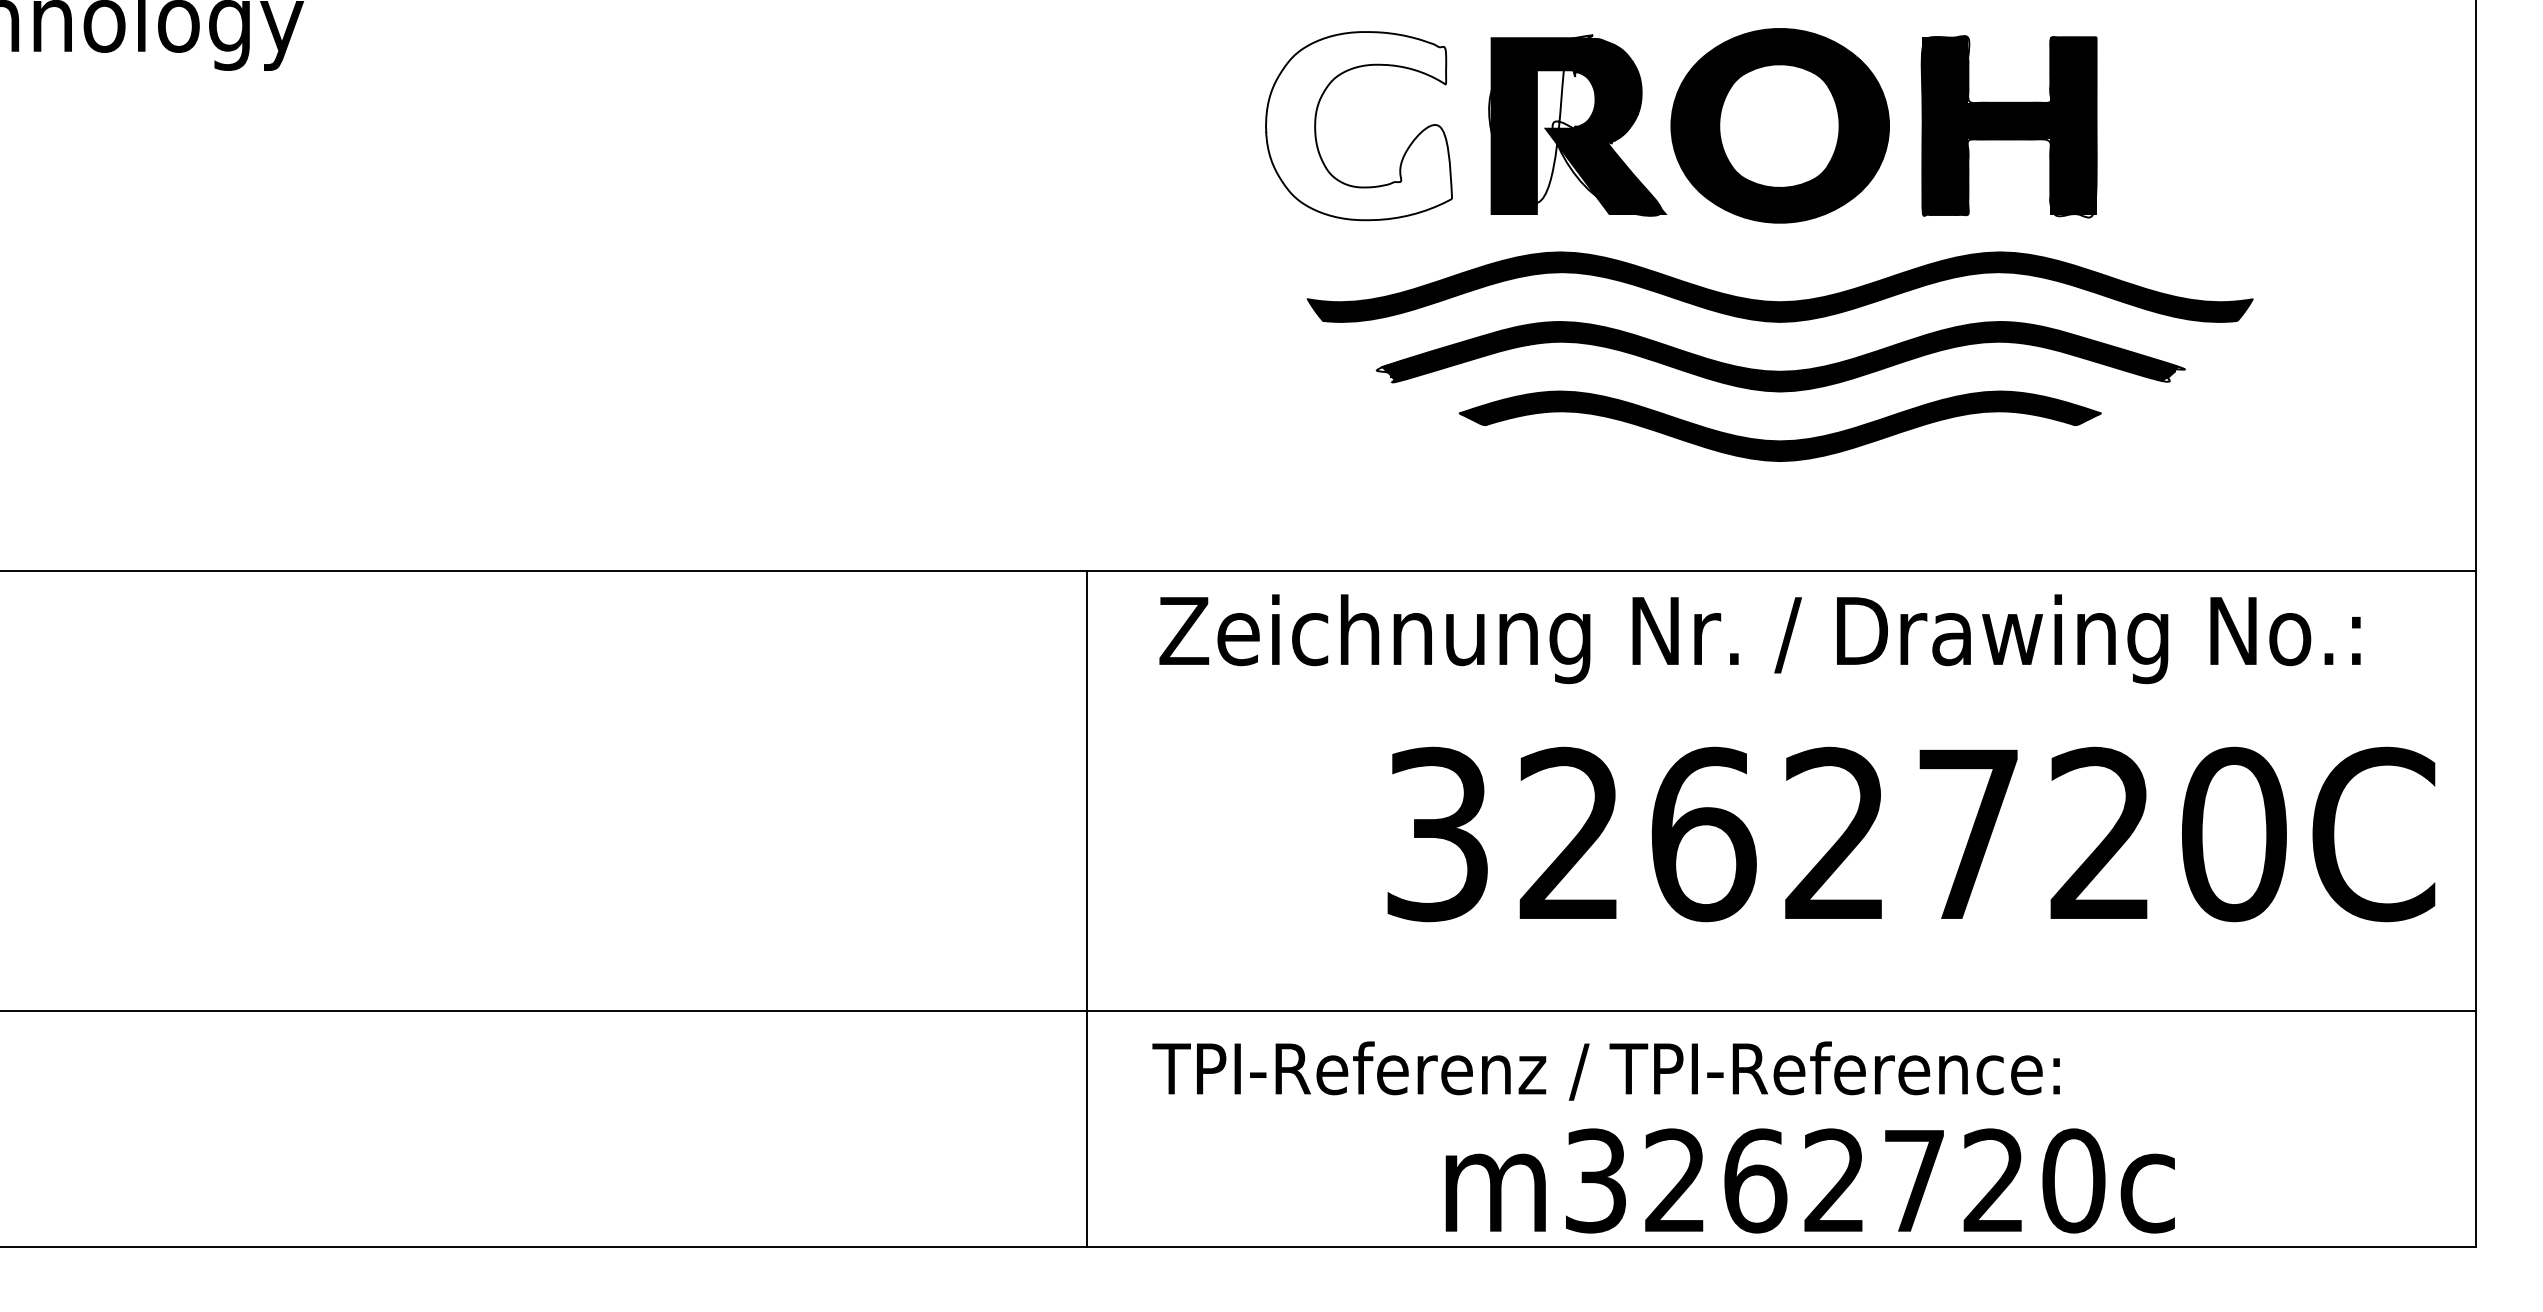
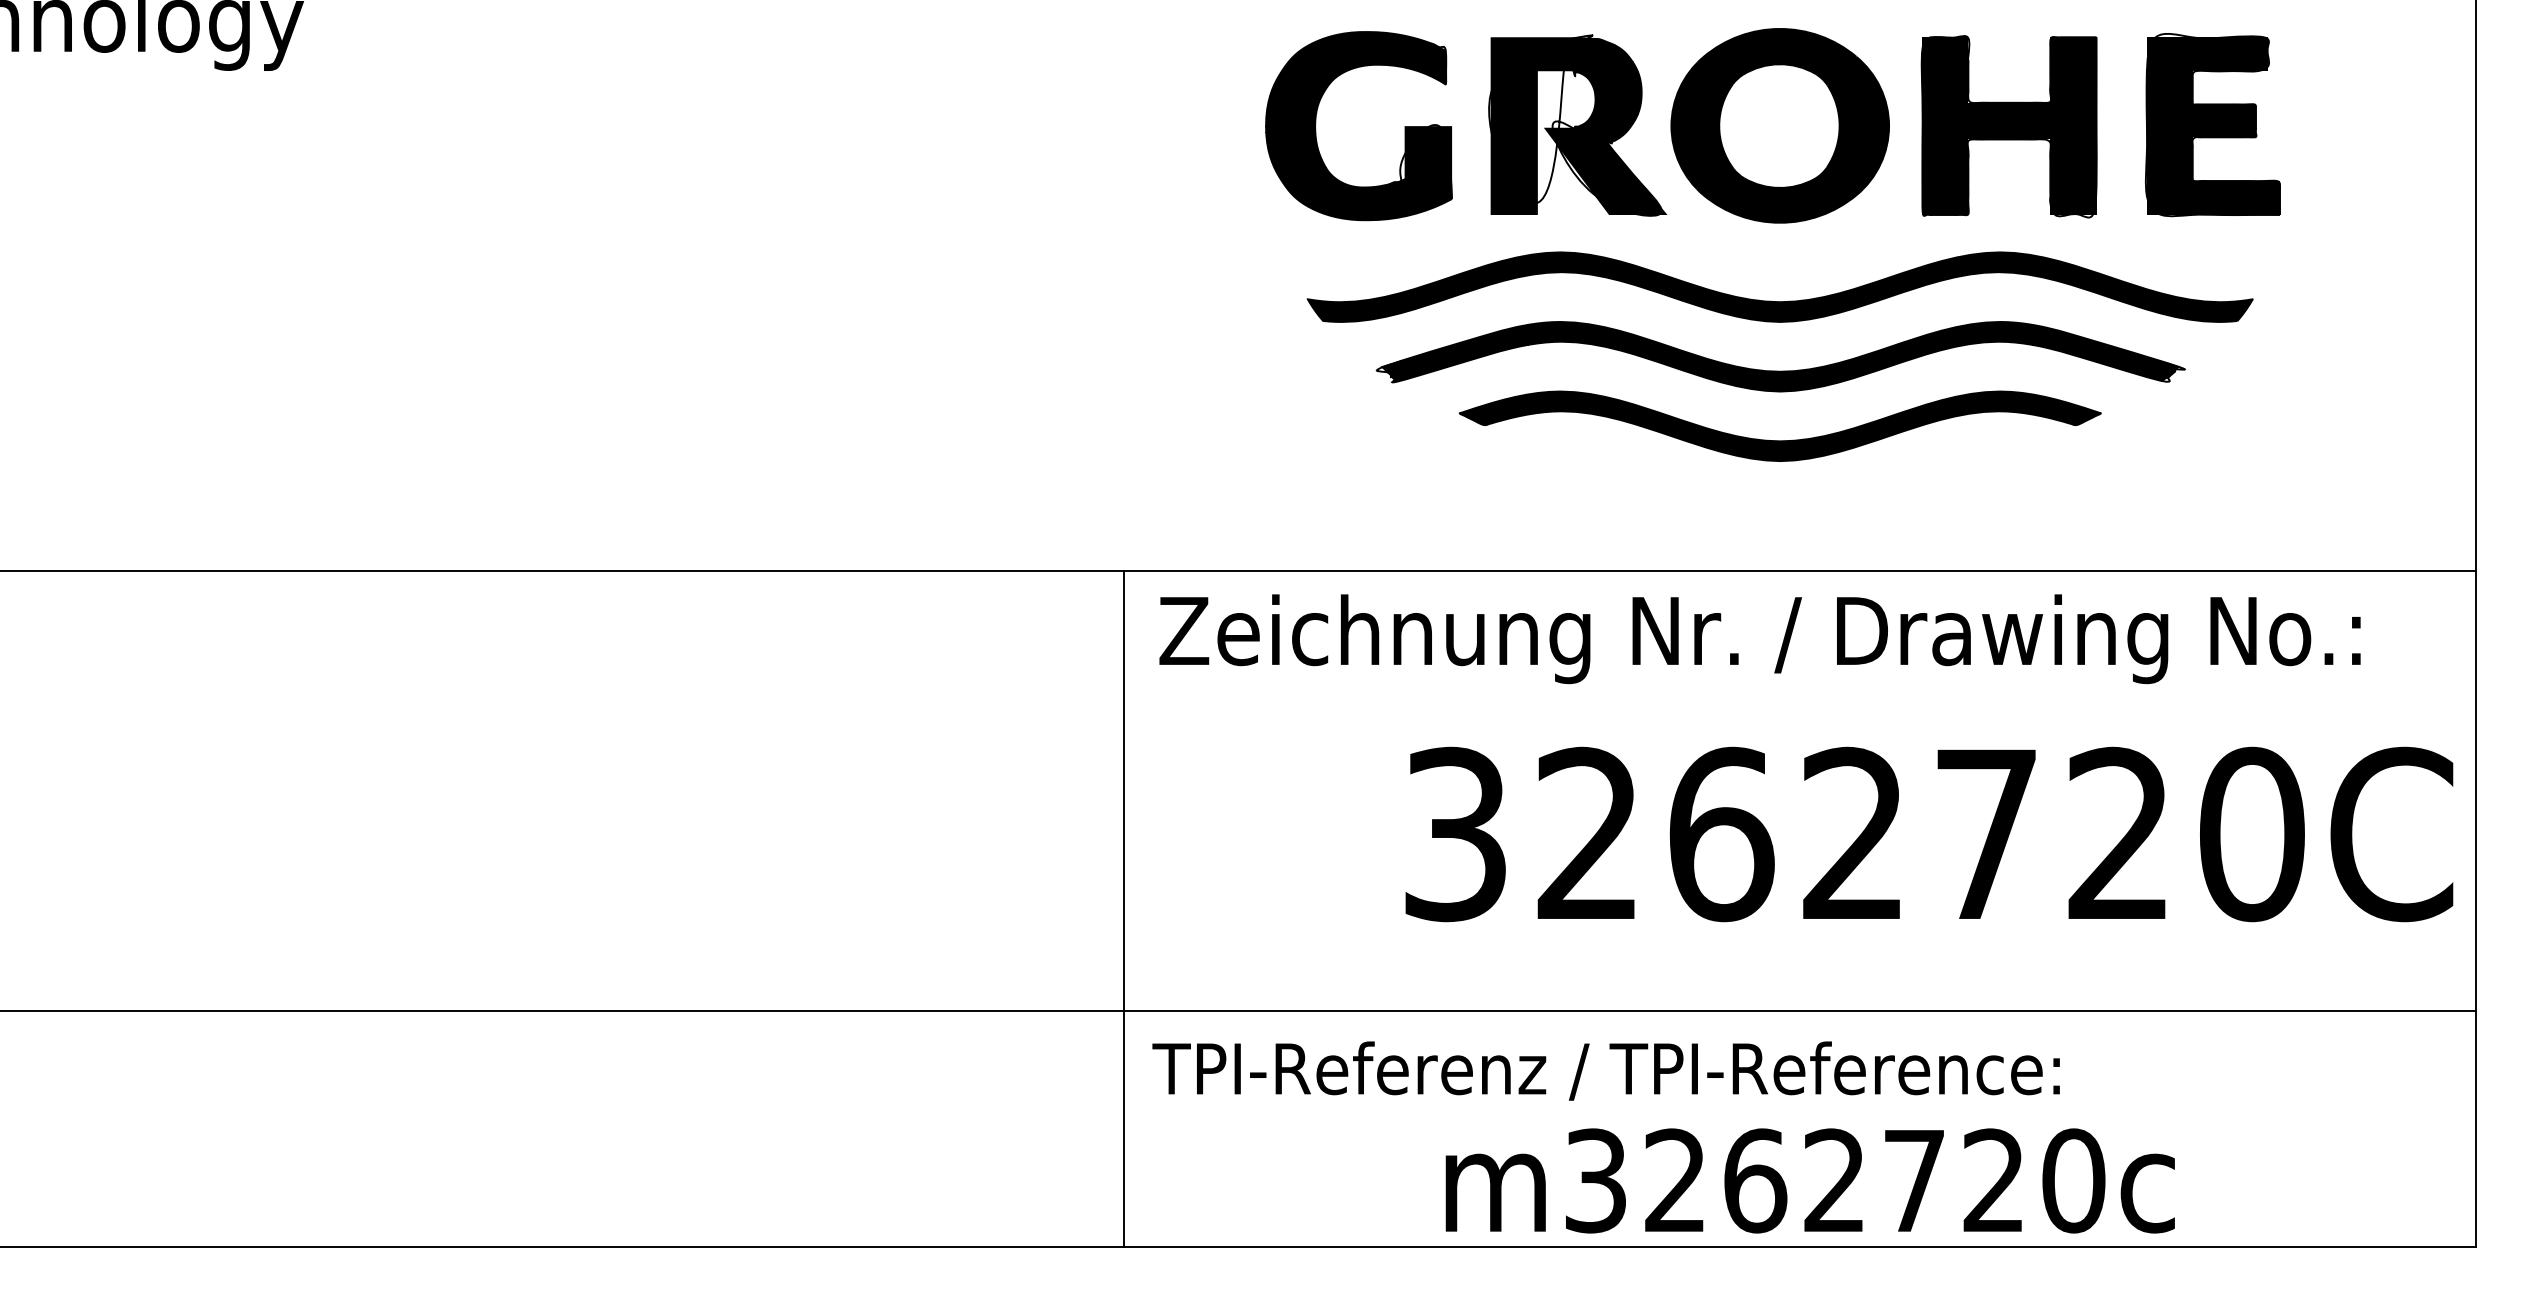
part: none -> present (2212, 125)
fill: none -> present (1359, 126)
text position: (1911, 834) -> (1929, 834) (1929, 834)
line position: (1086, 909) -> (1123, 909) (1123, 909)
